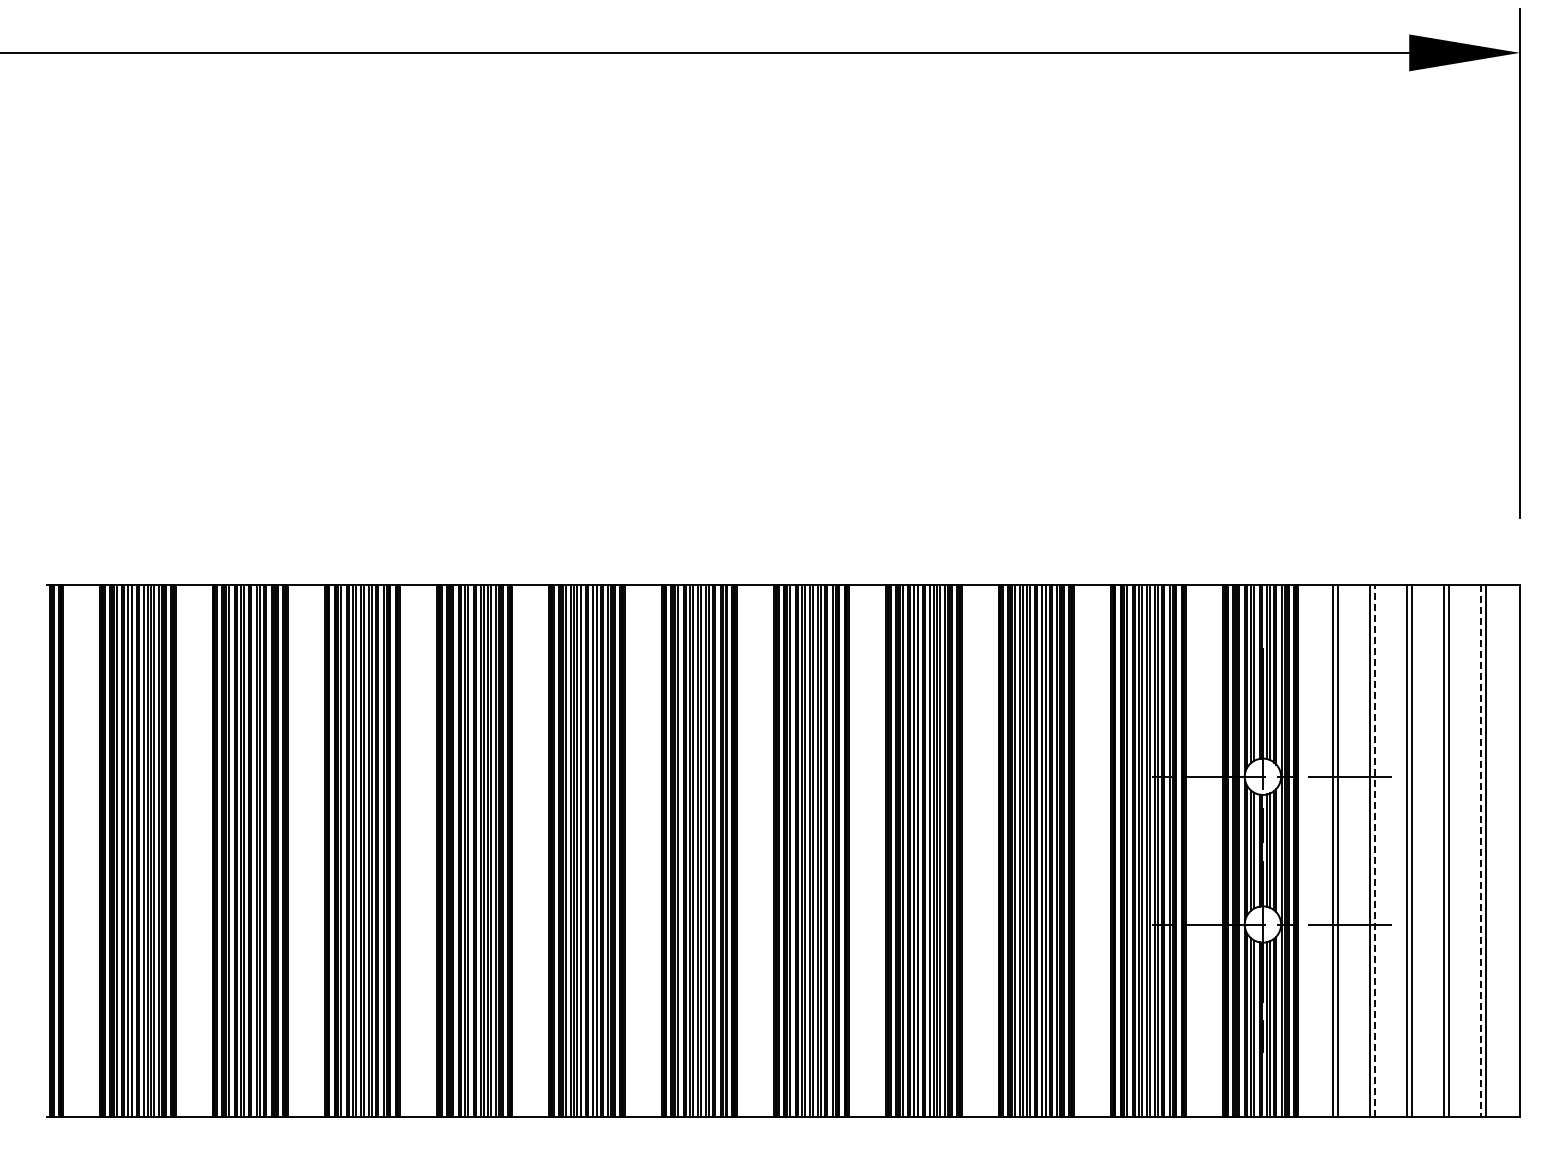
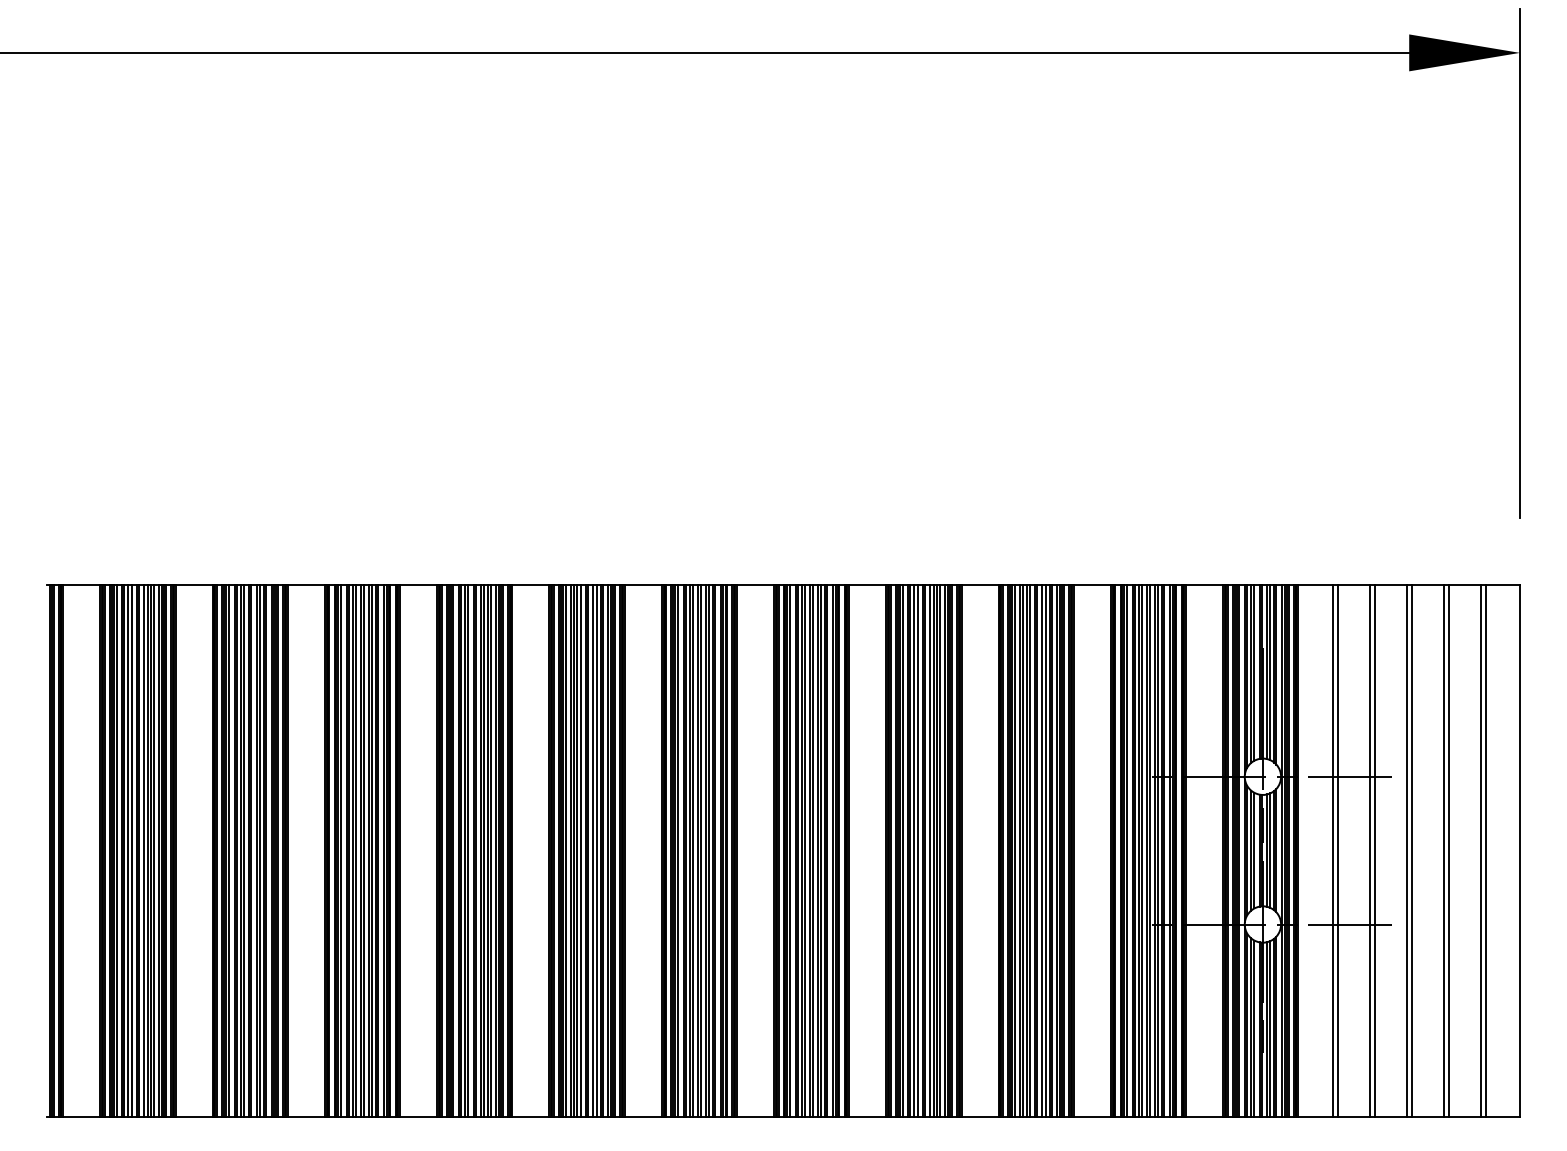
line: dashed -> solid (1374, 850)
line: dashed -> solid (1480, 850)
